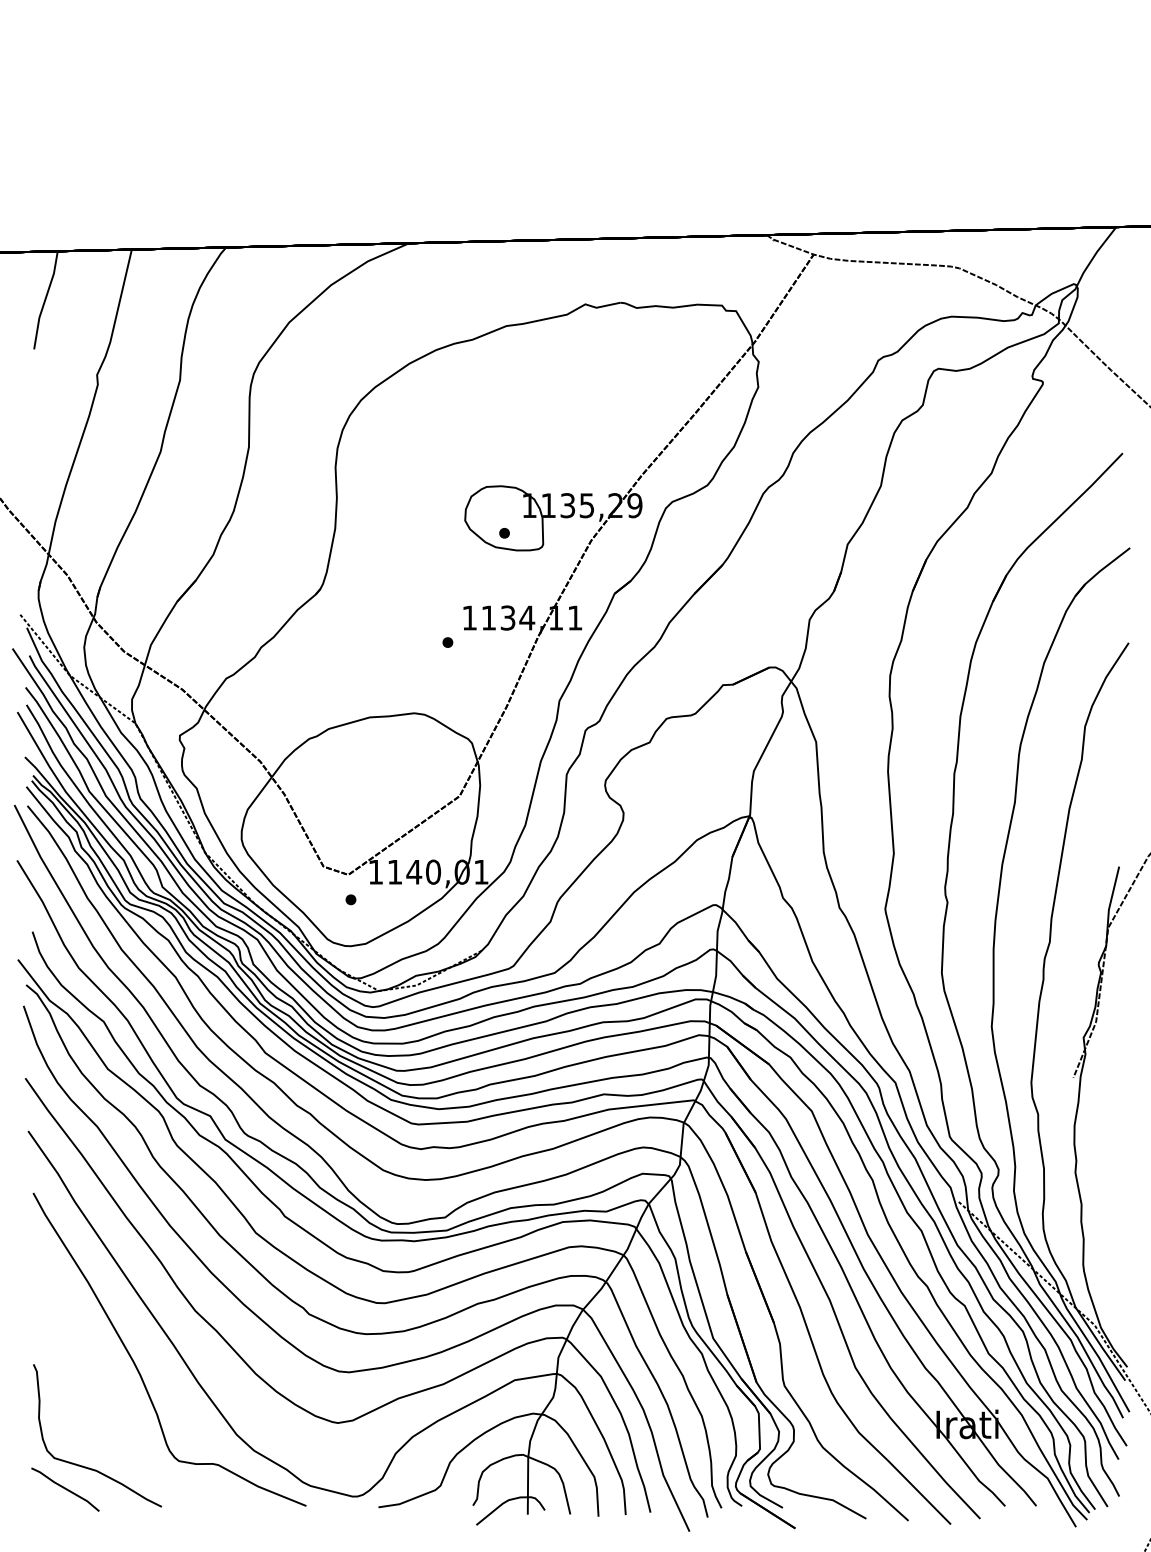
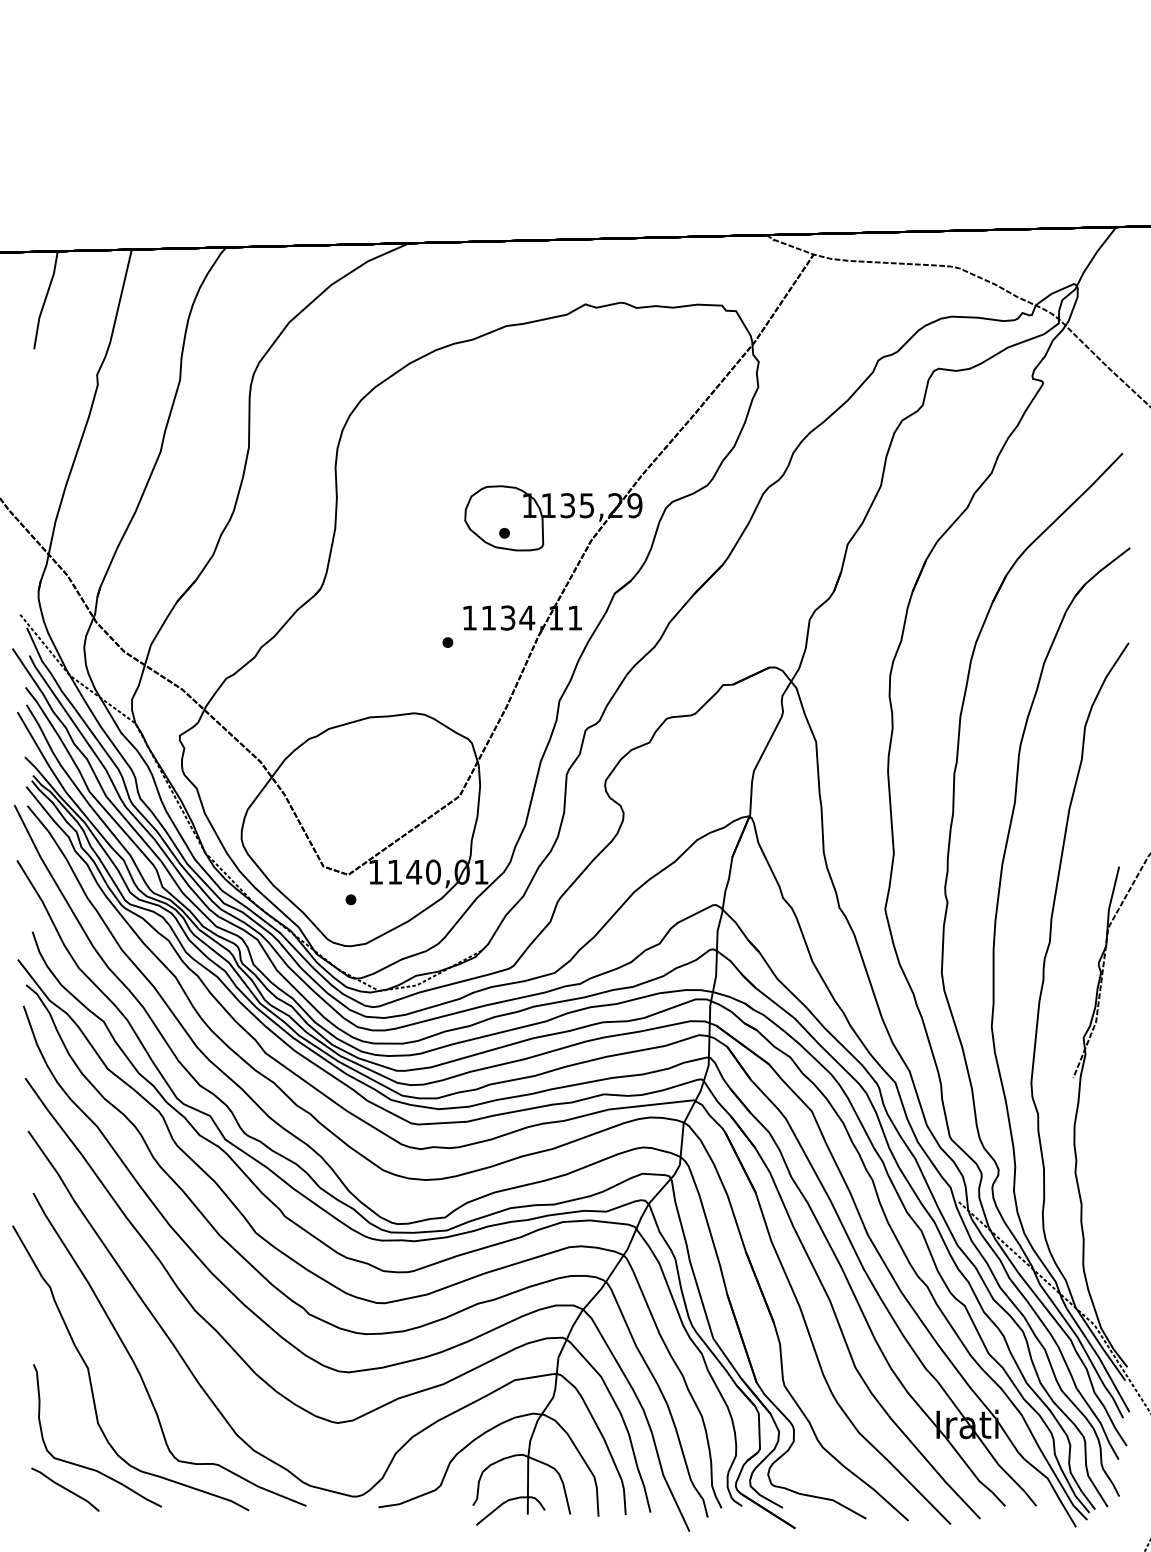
curve: none -> present (90, 1375)
